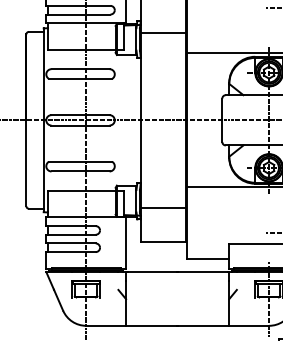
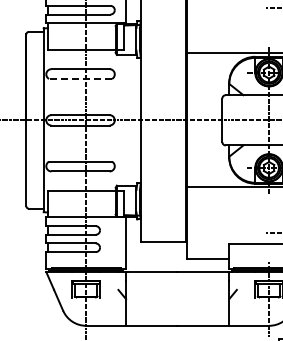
line: present -> none (162, 32)
line: solid -> dashed (80, 78)
line: present -> none (162, 208)
